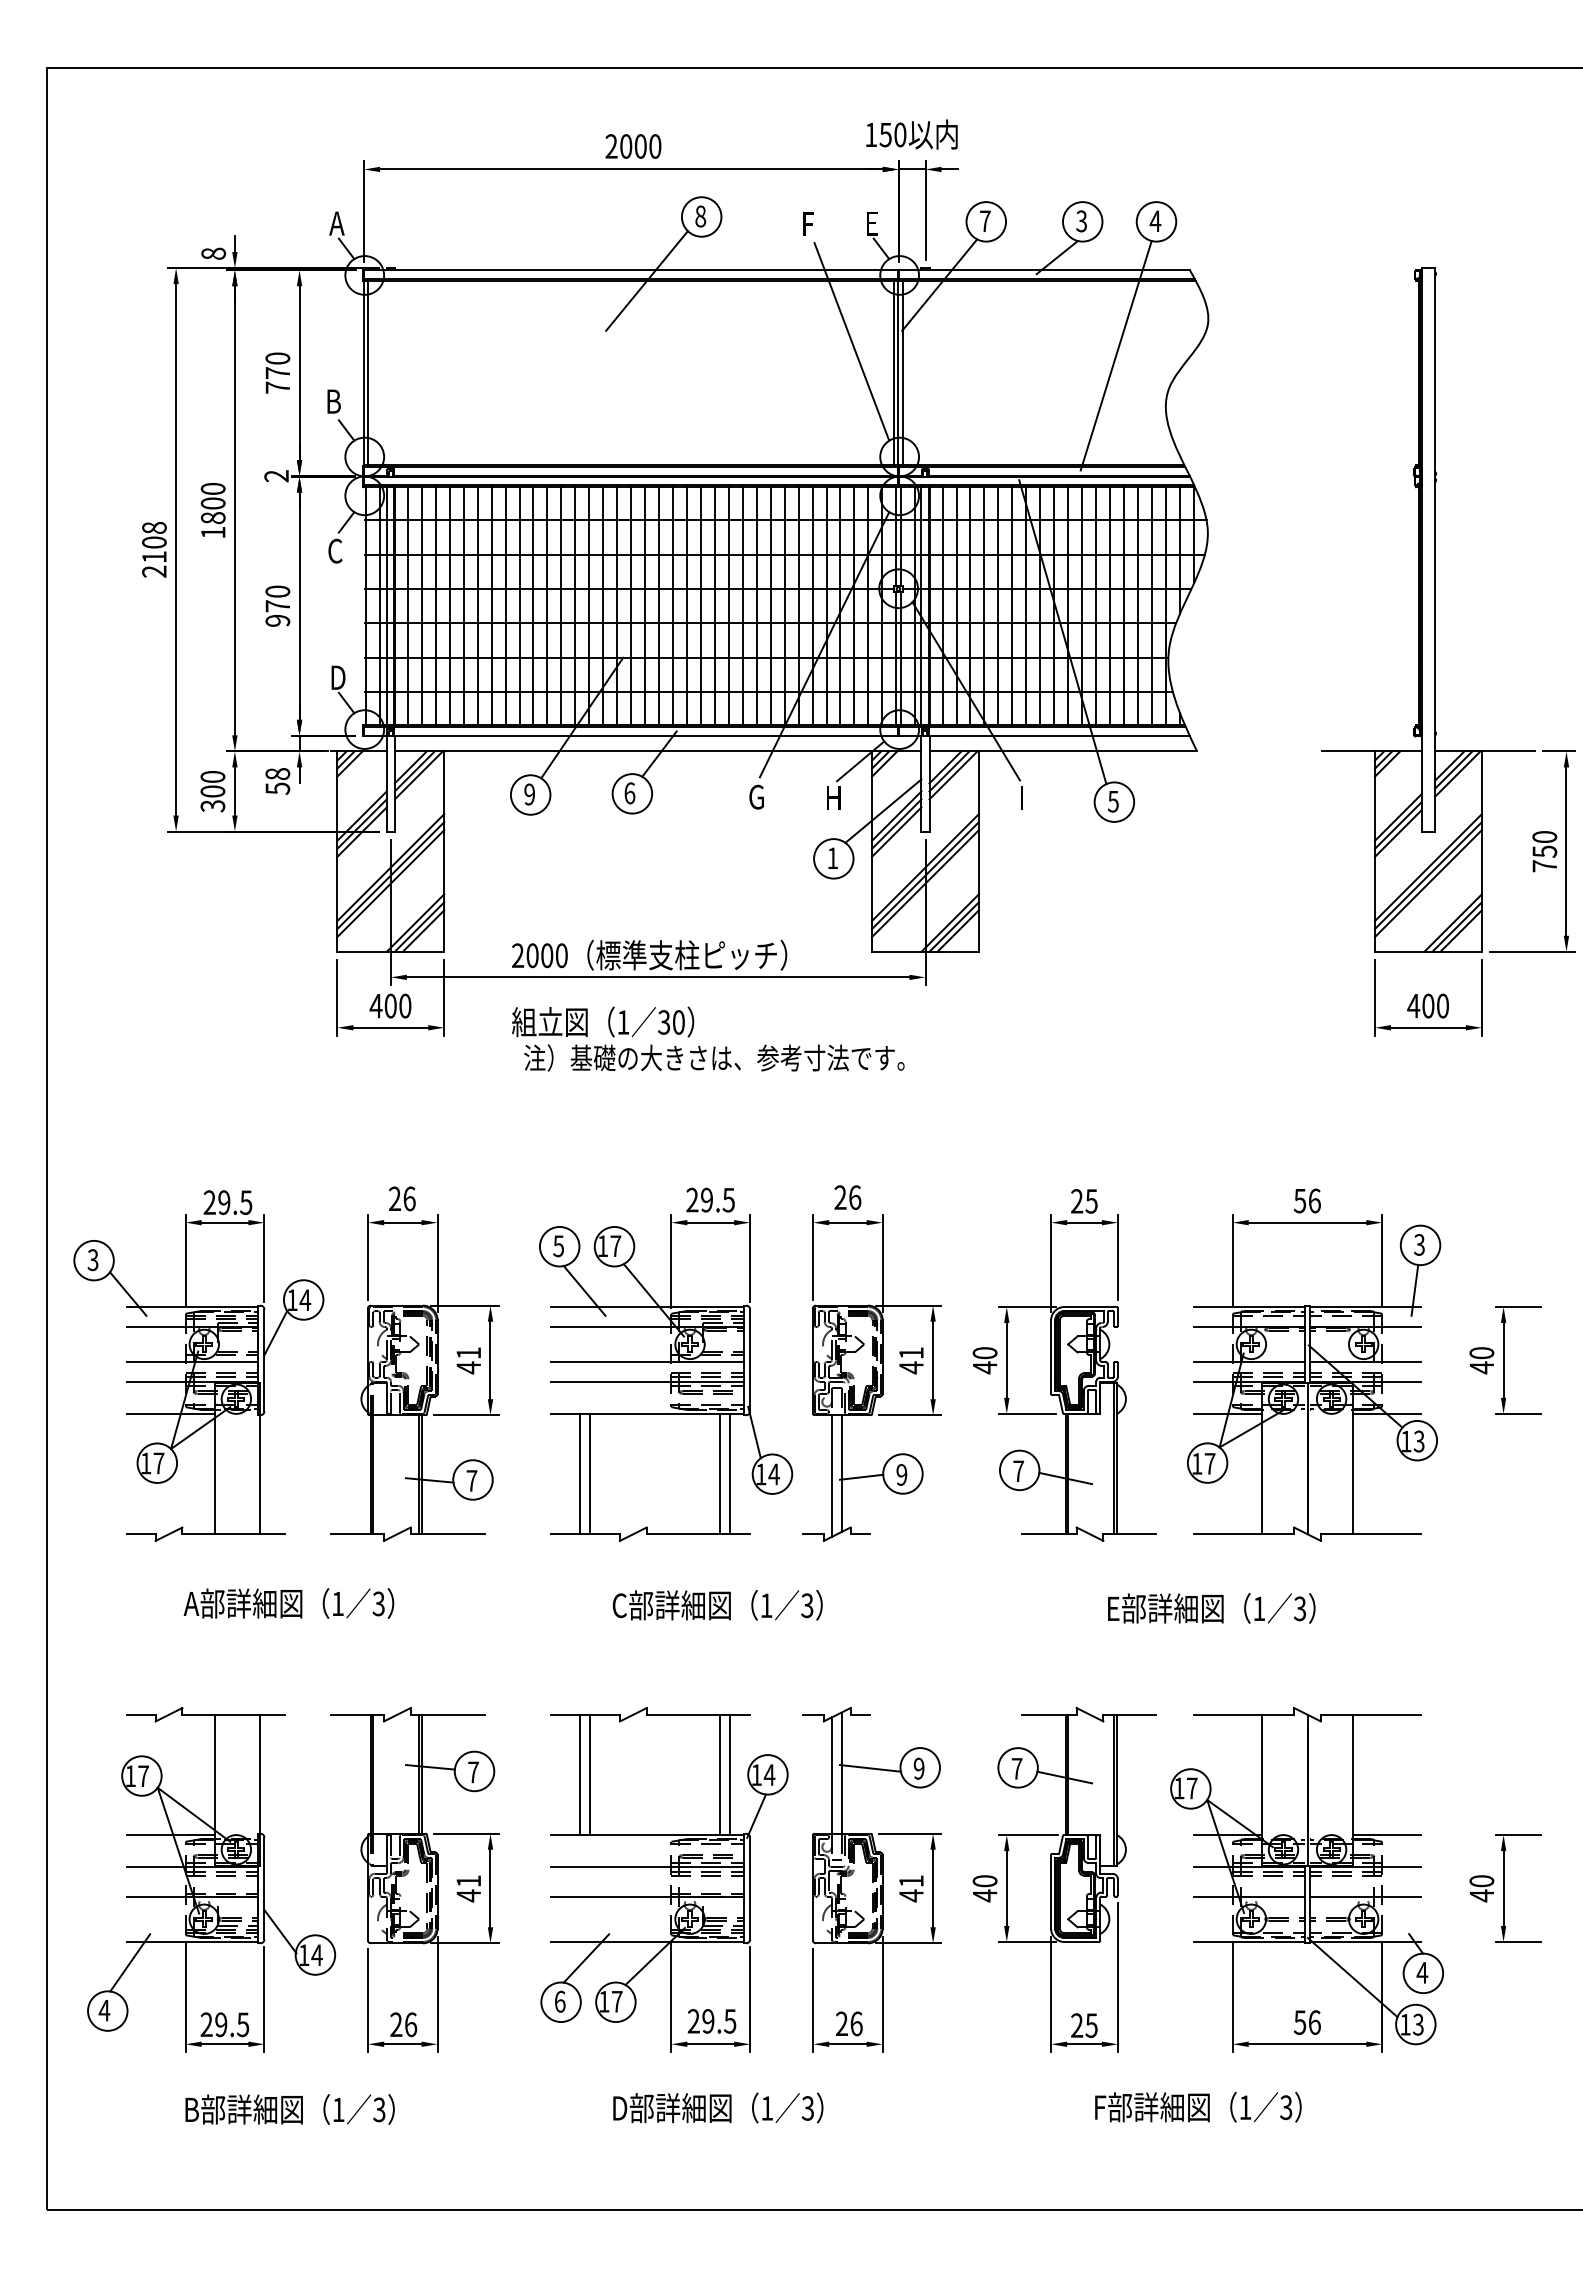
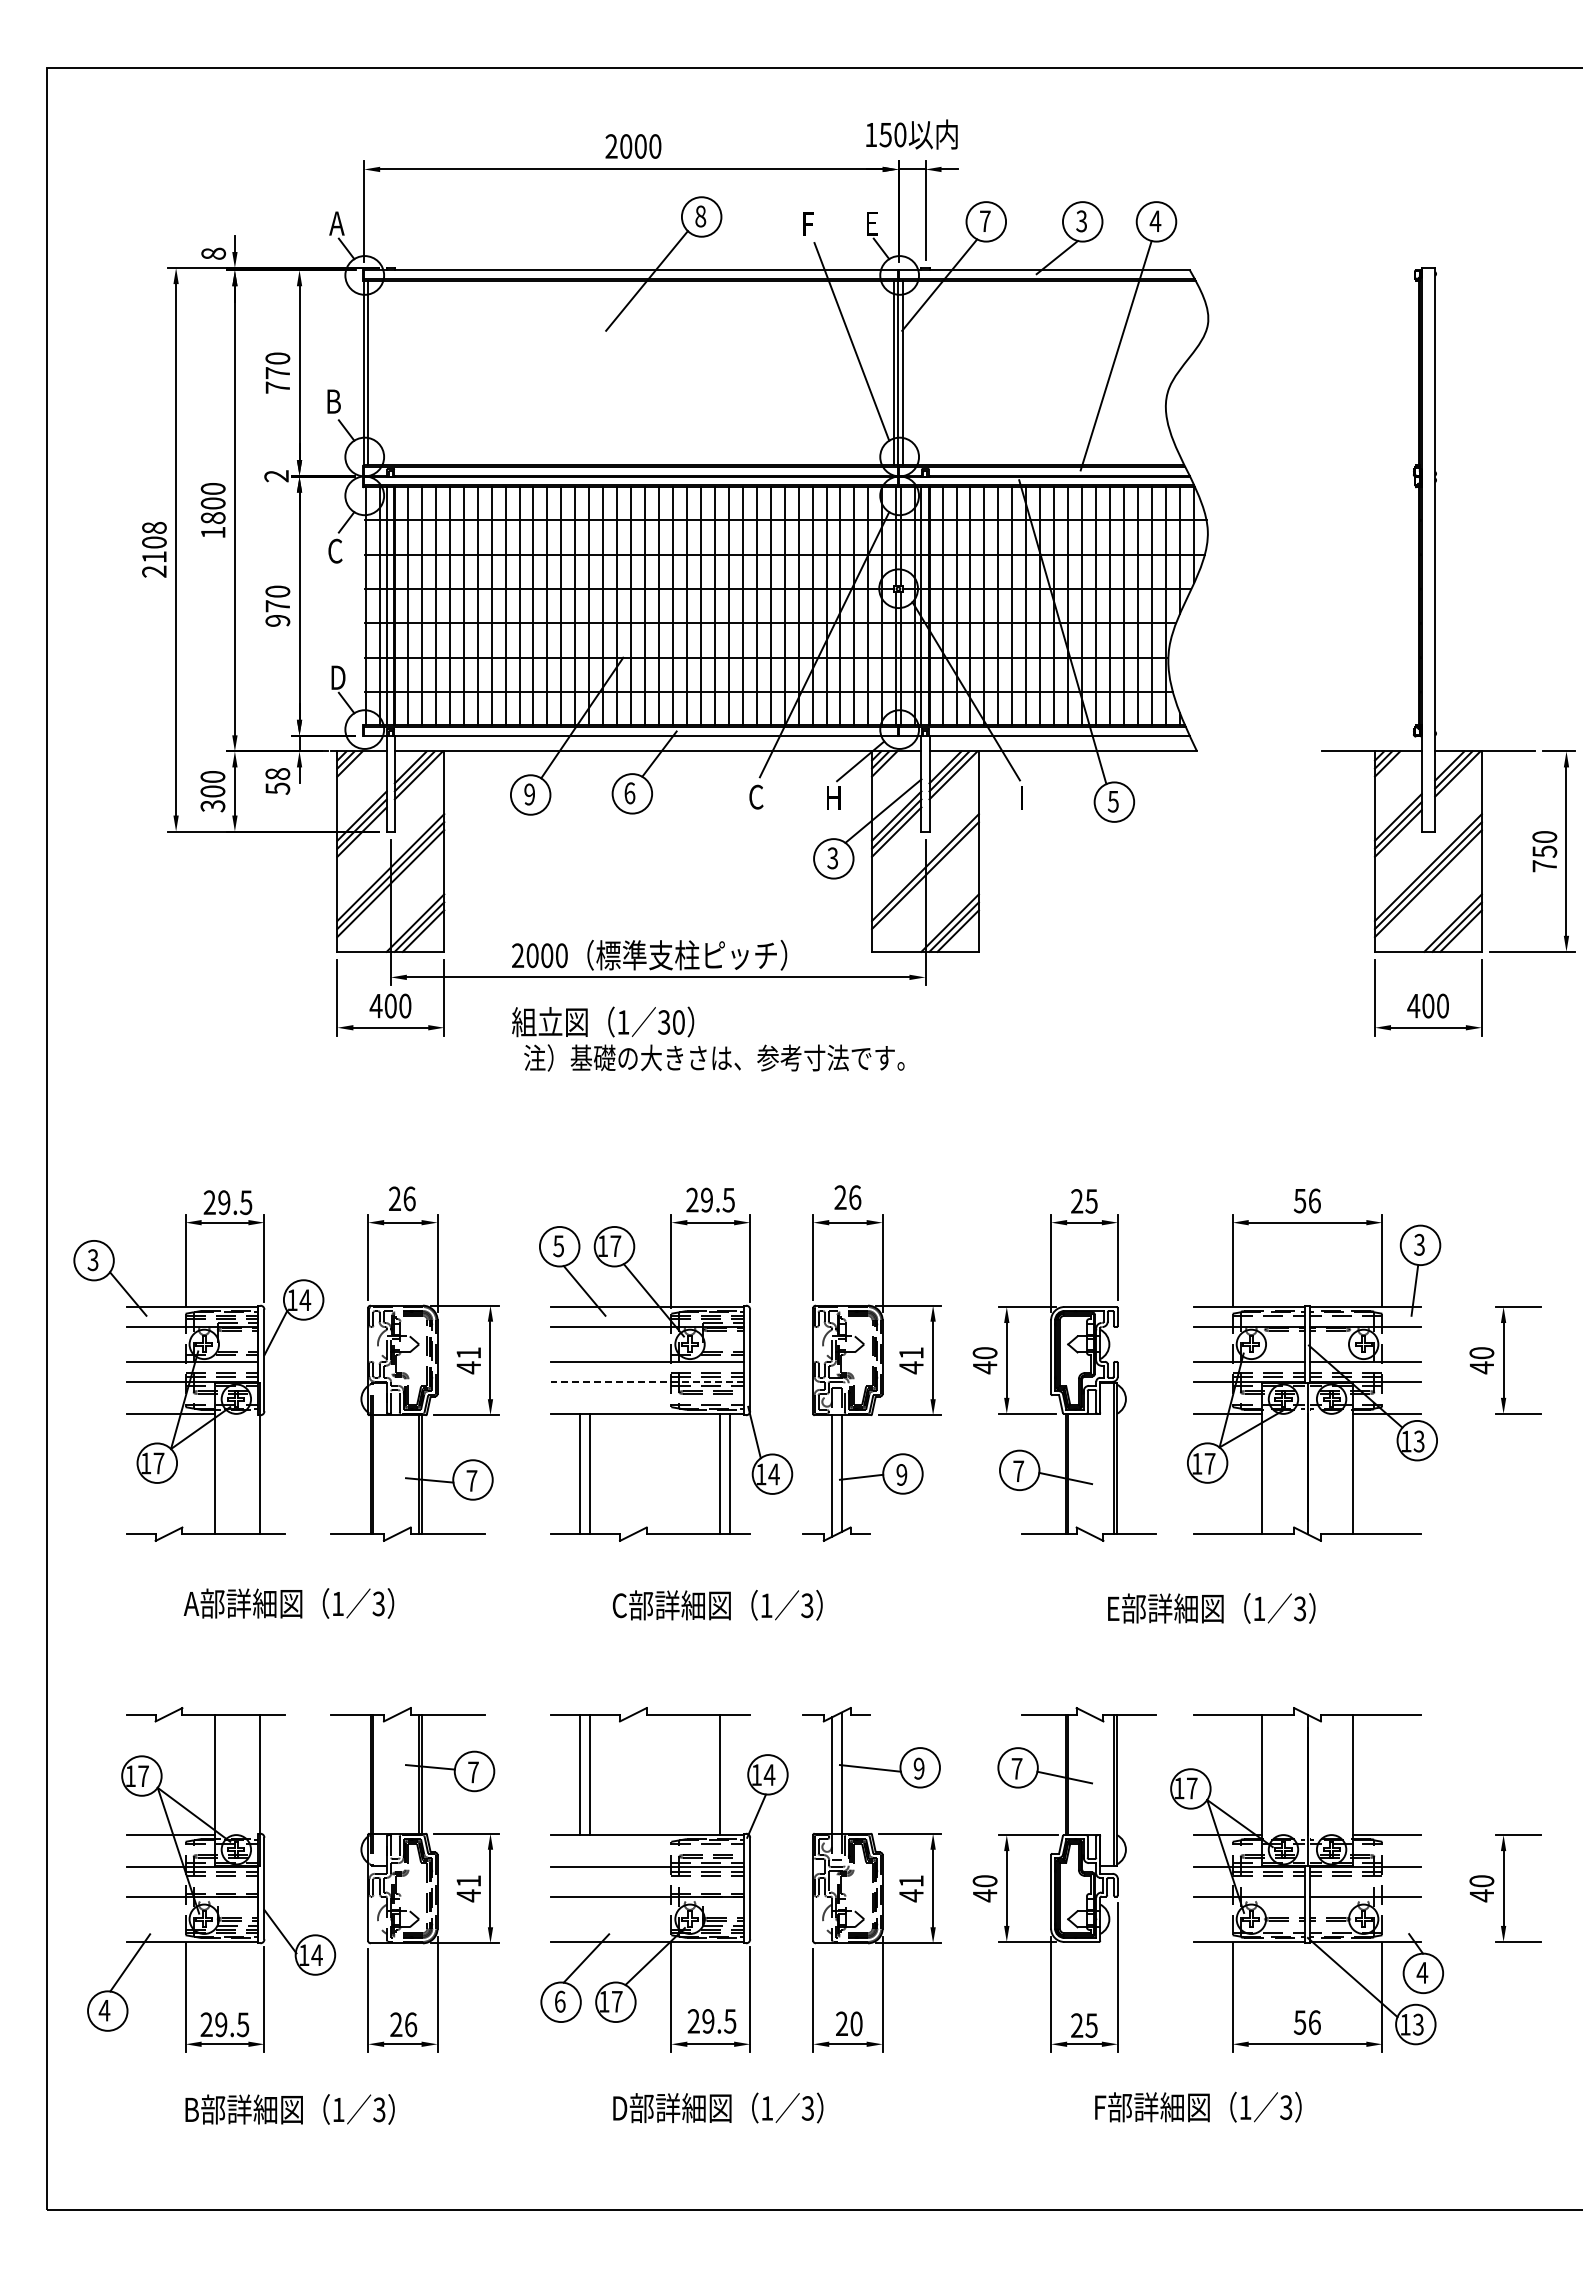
text: G -> C (758, 797)
text: 1 -> 3 (832, 858)
line: present -> none (925, 883)
line: solid -> dashed (646, 1381)
line: present -> none (729, 1774)
text: 26 -> 20 (856, 2023)
